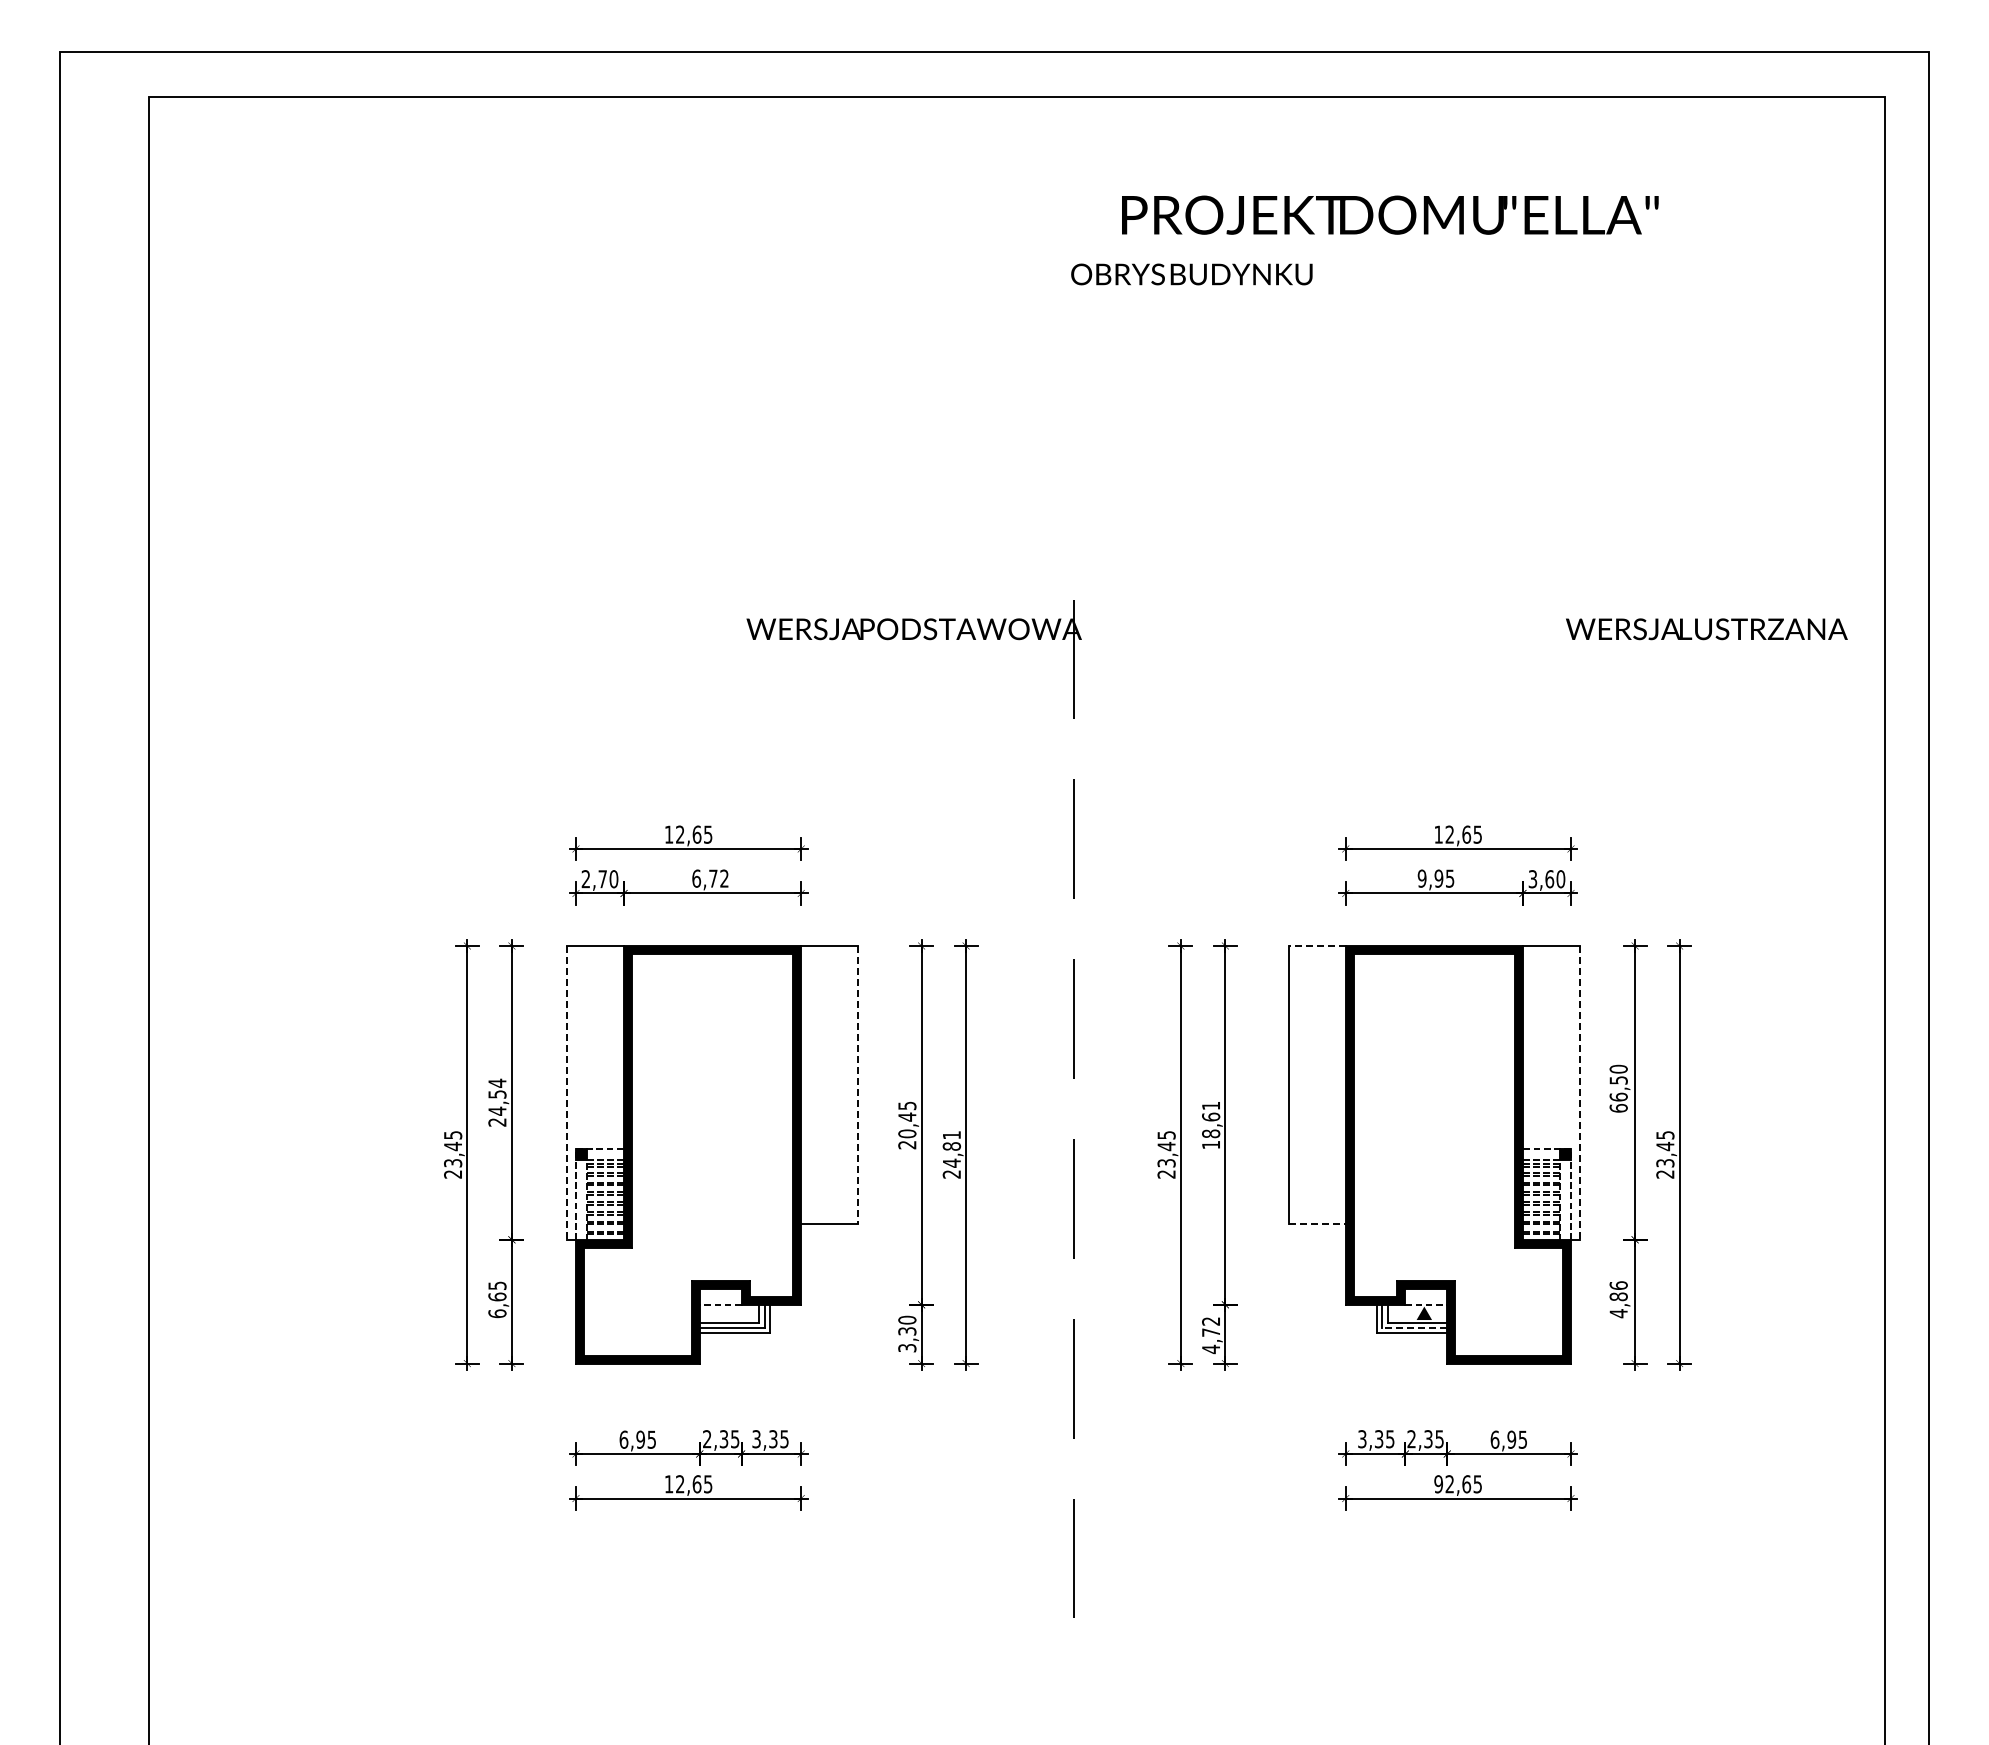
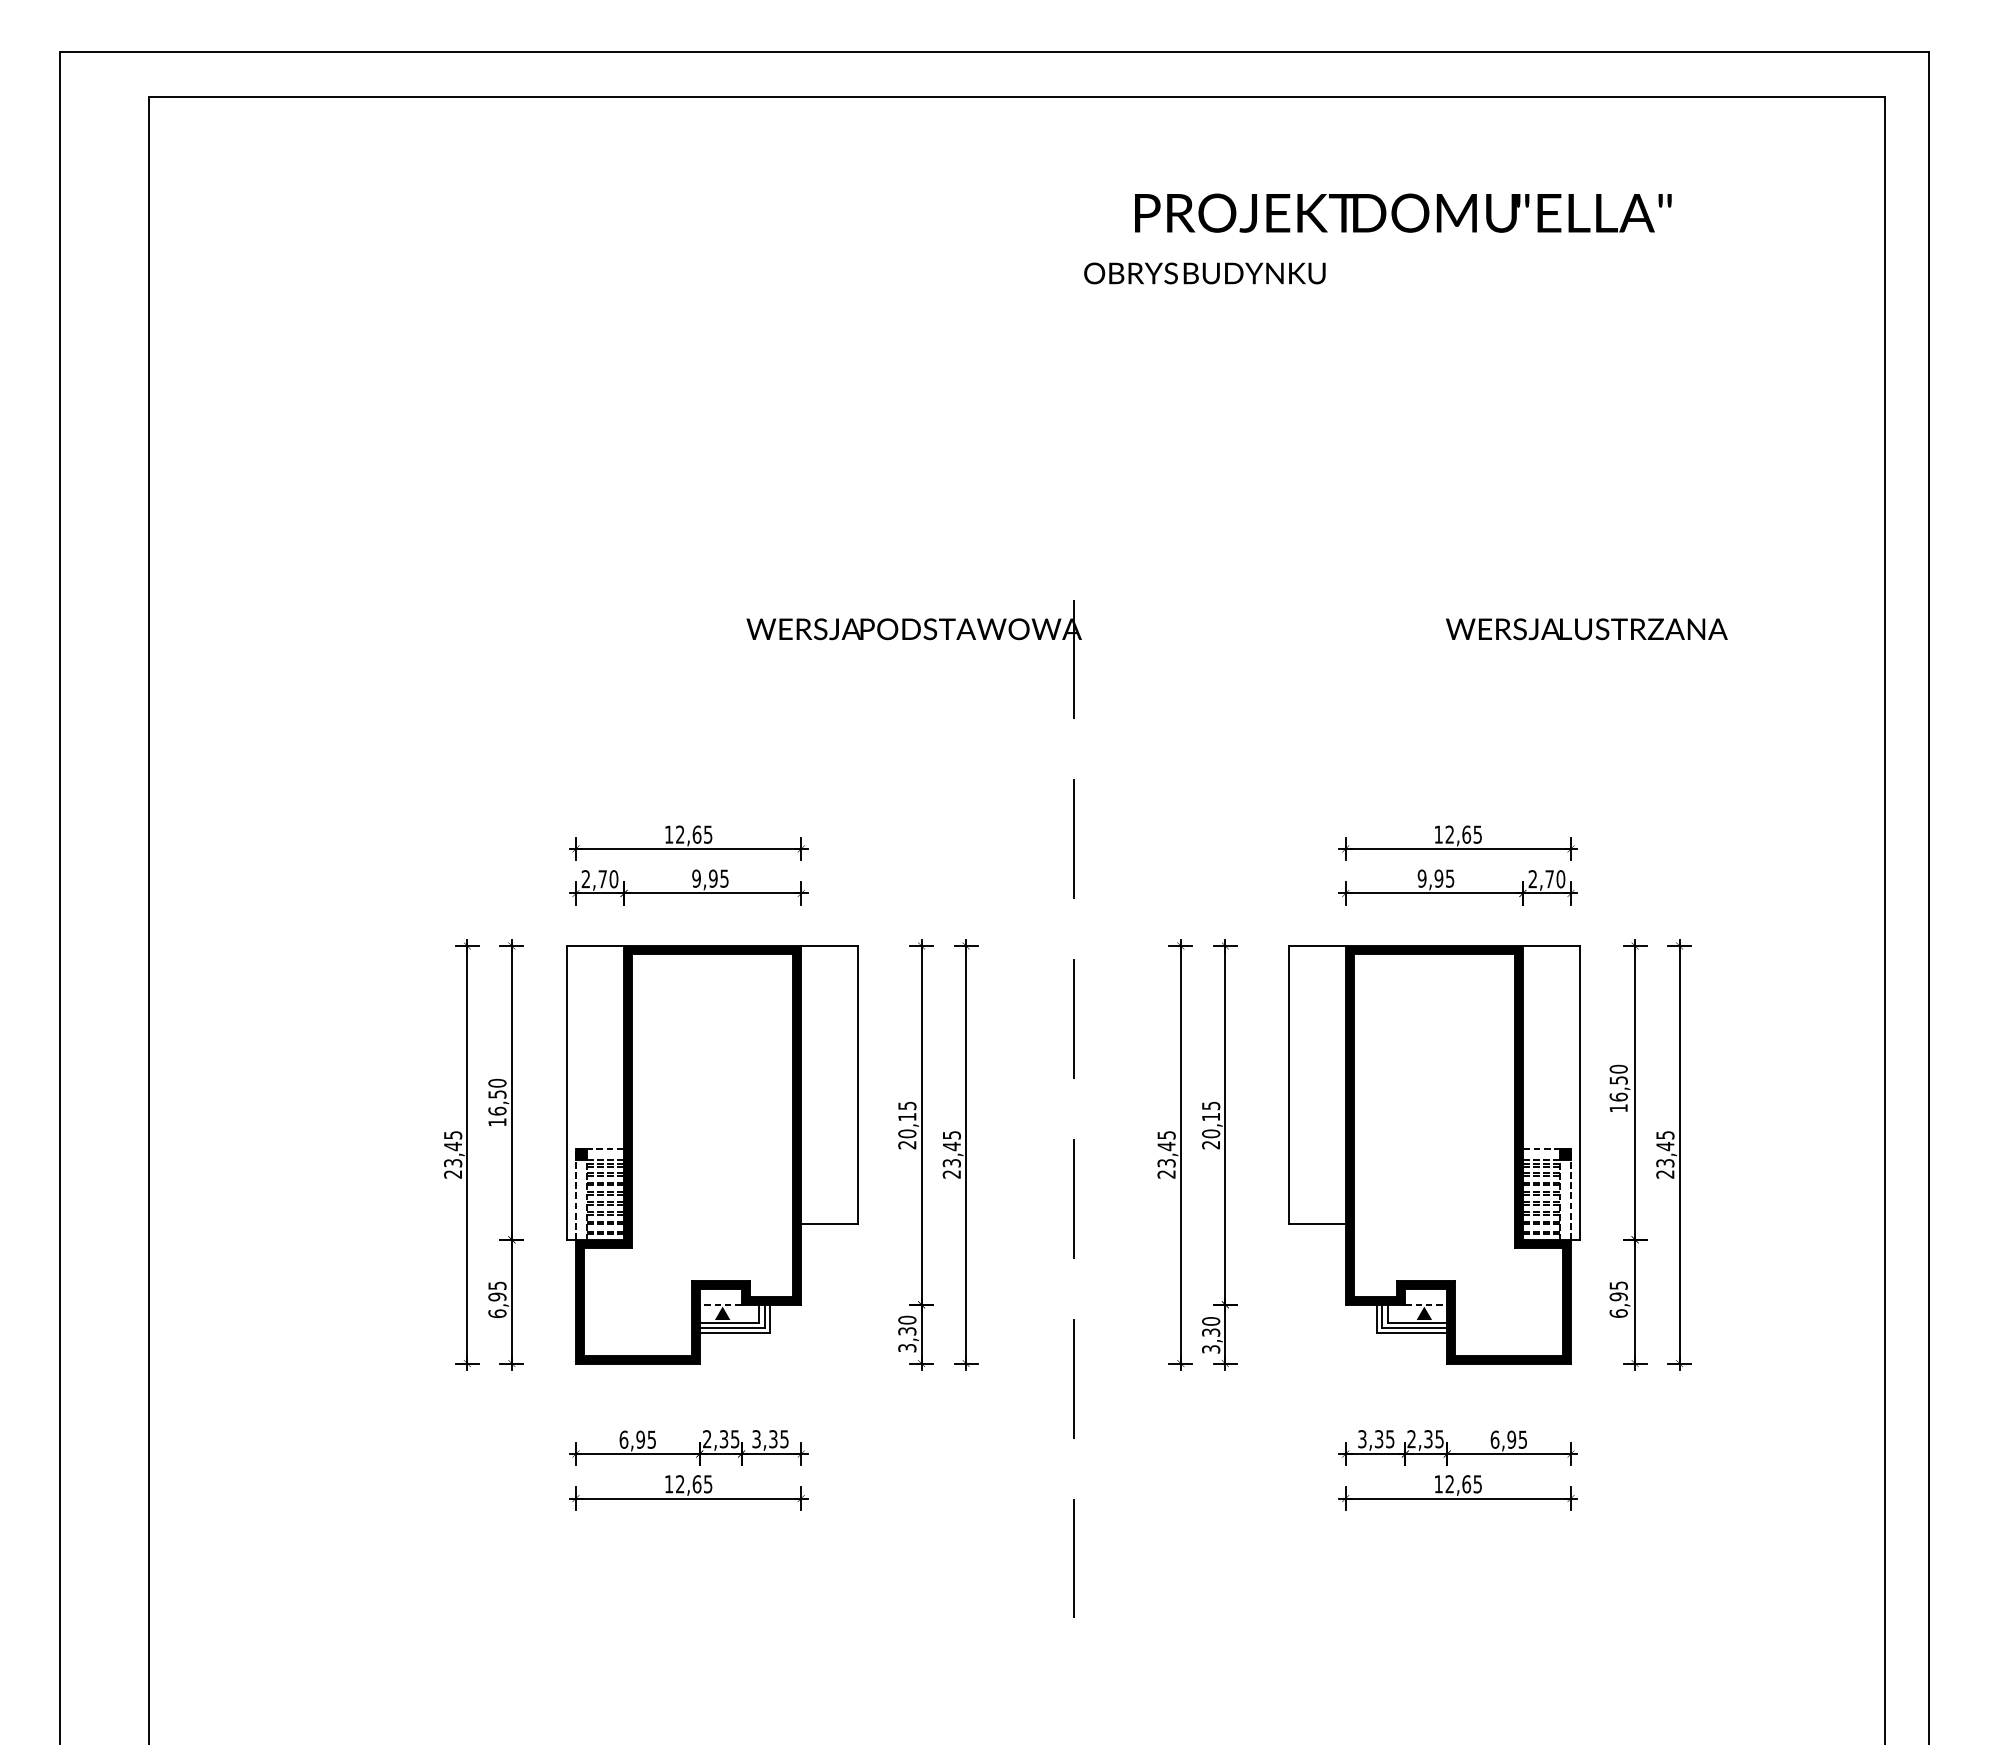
text position: (1390, 214) -> (1403, 212) (1403, 212)
text position: (1191, 274) -> (1204, 273) (1204, 273)
text position: (1706, 629) -> (1586, 629) (1586, 629)
text: 6,72 -> 9,95 (710, 878)
text: 3,60 -> 2,70 (1541, 879)
line: dashed -> solid (1316, 946)
line: dashed -> solid (858, 1084)
line: dashed -> solid (567, 1092)
line: dashed -> solid (1579, 1092)
text: 24,54 -> 16,50 (497, 1102)
text: 66,50 -> 16,50 (1618, 1108)
text: 20,45 -> 20,15 (907, 1116)
text: 18,61 -> 20,15 (1211, 1125)
text: 24,81 -> 23,45 (951, 1149)
line: dashed -> solid (1317, 1223)
text: 6,65 -> 6,95 (497, 1296)
text: 4,86 -> 6,95 (1618, 1299)
fill: none -> present (722, 1313)
line: dashed -> solid (1414, 1327)
text: 4,72 -> 3,30 (1211, 1335)
text: 92,65 -> 12,65 (1438, 1484)
